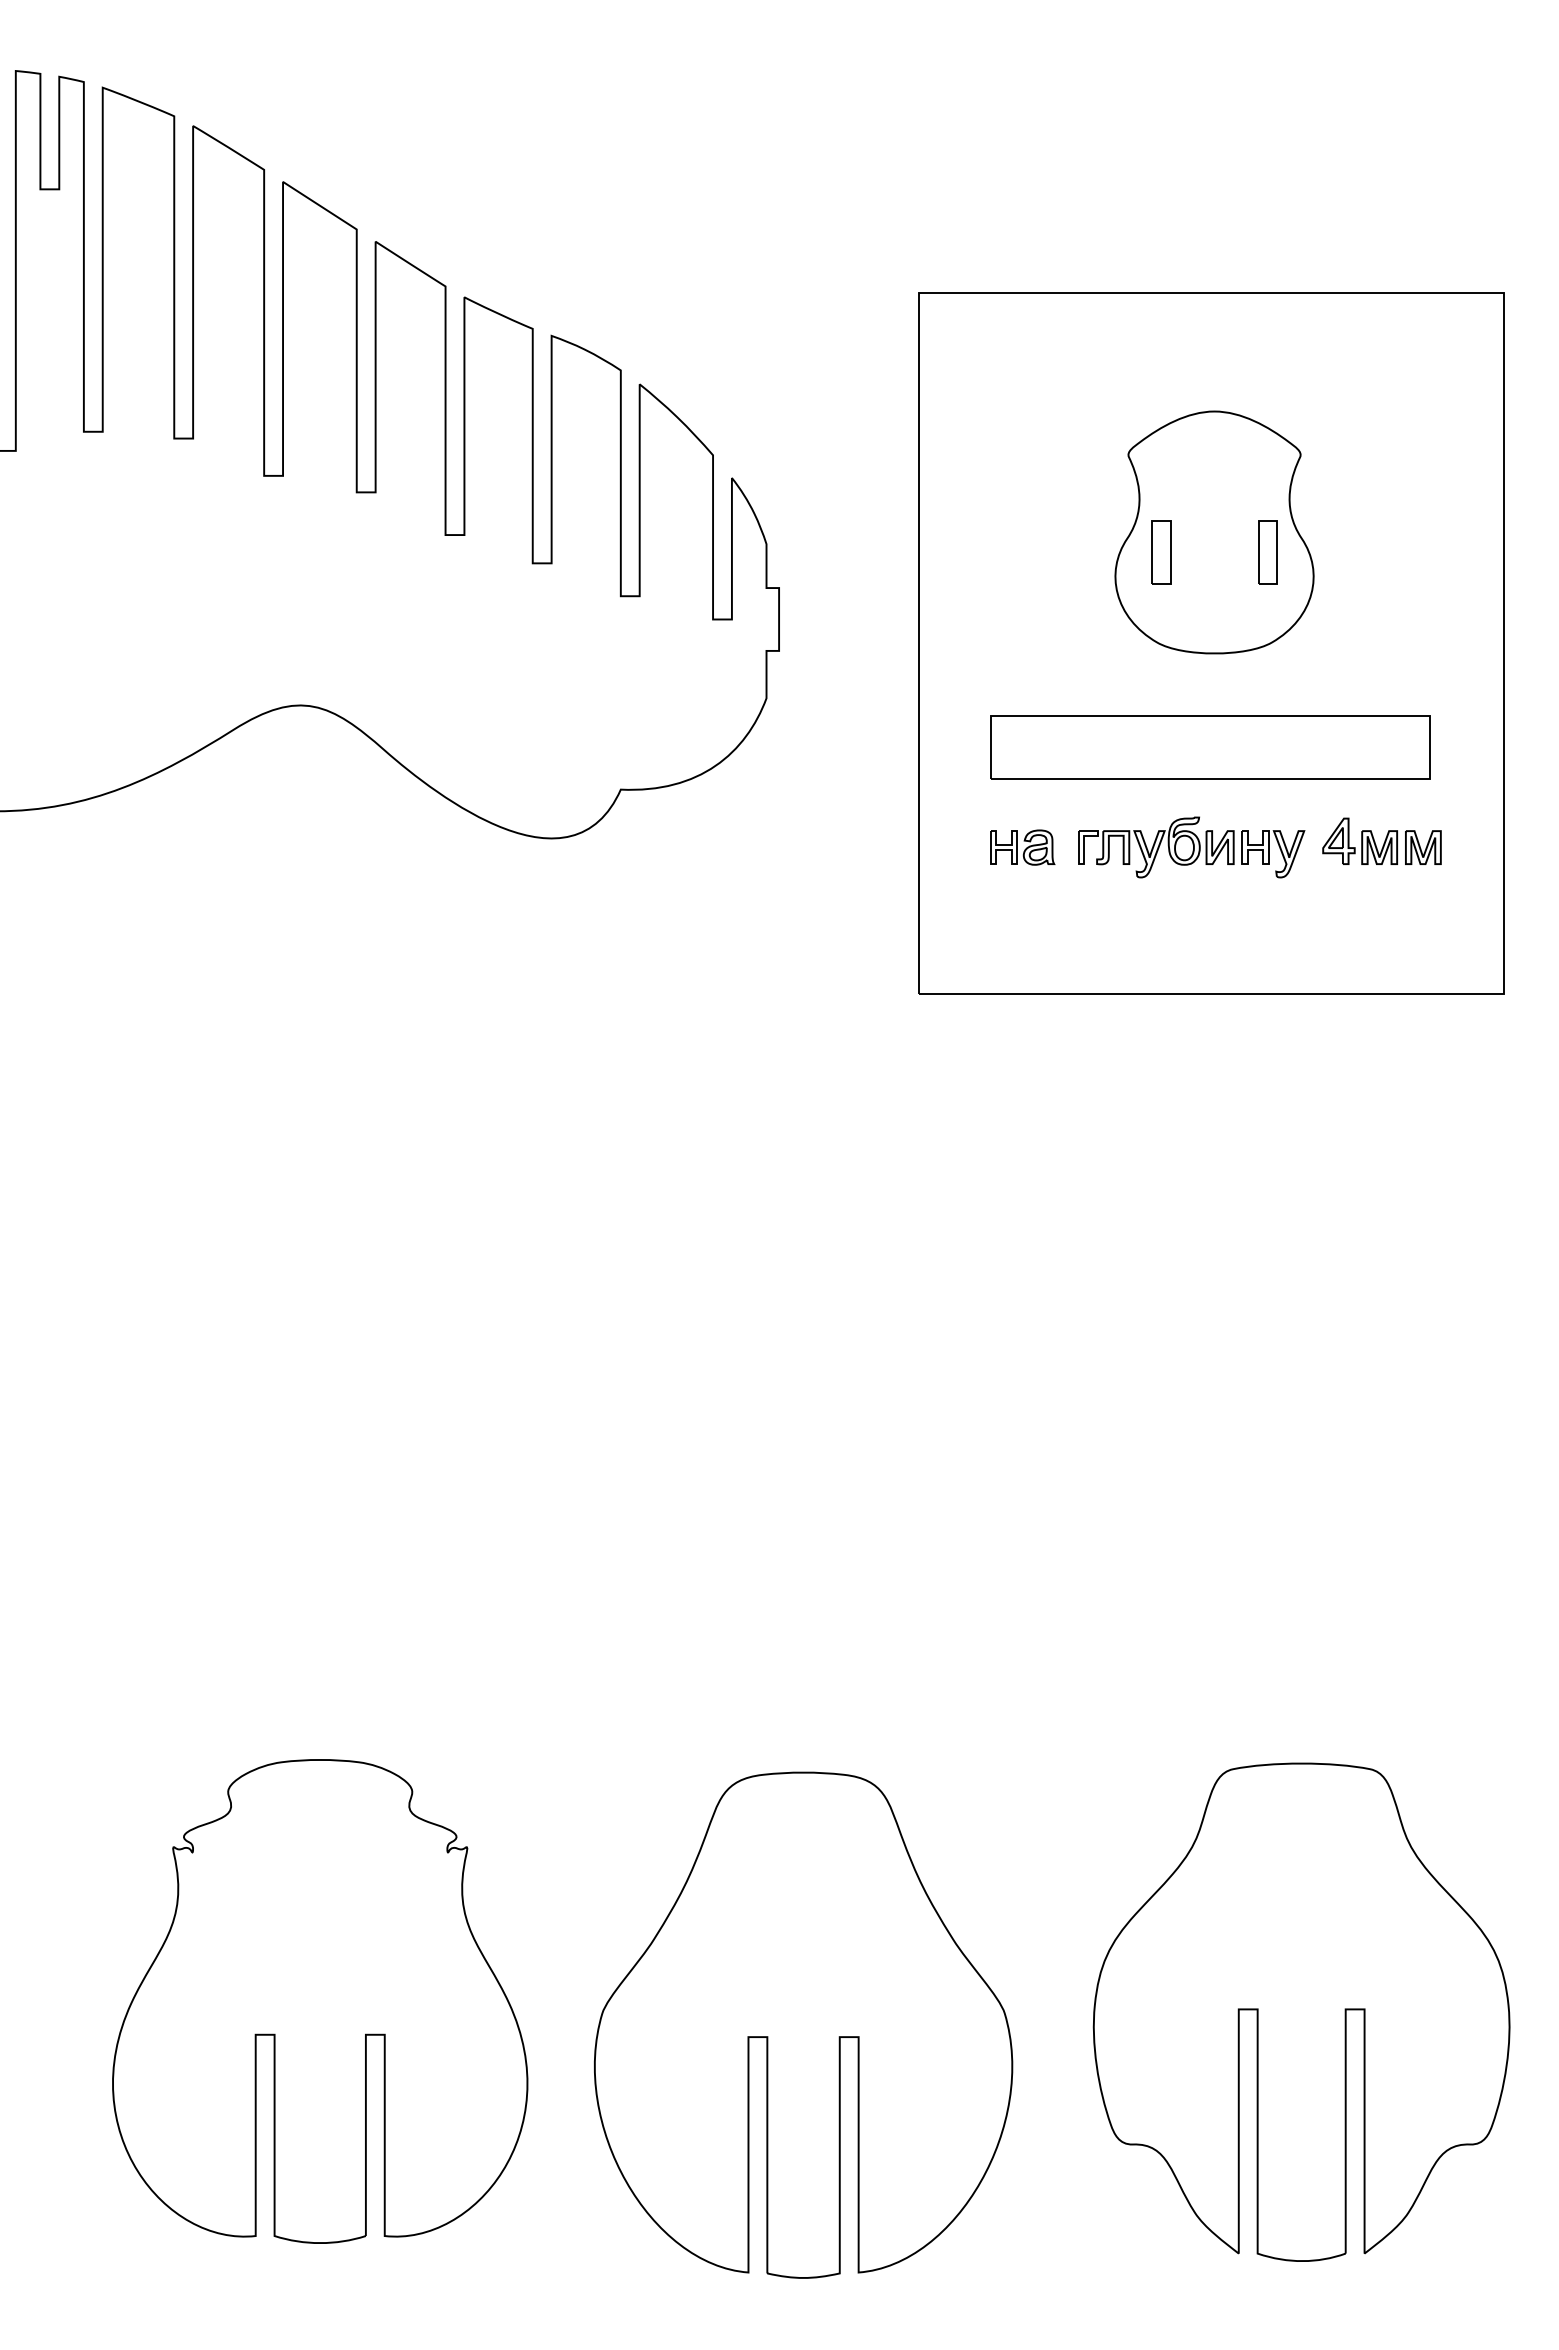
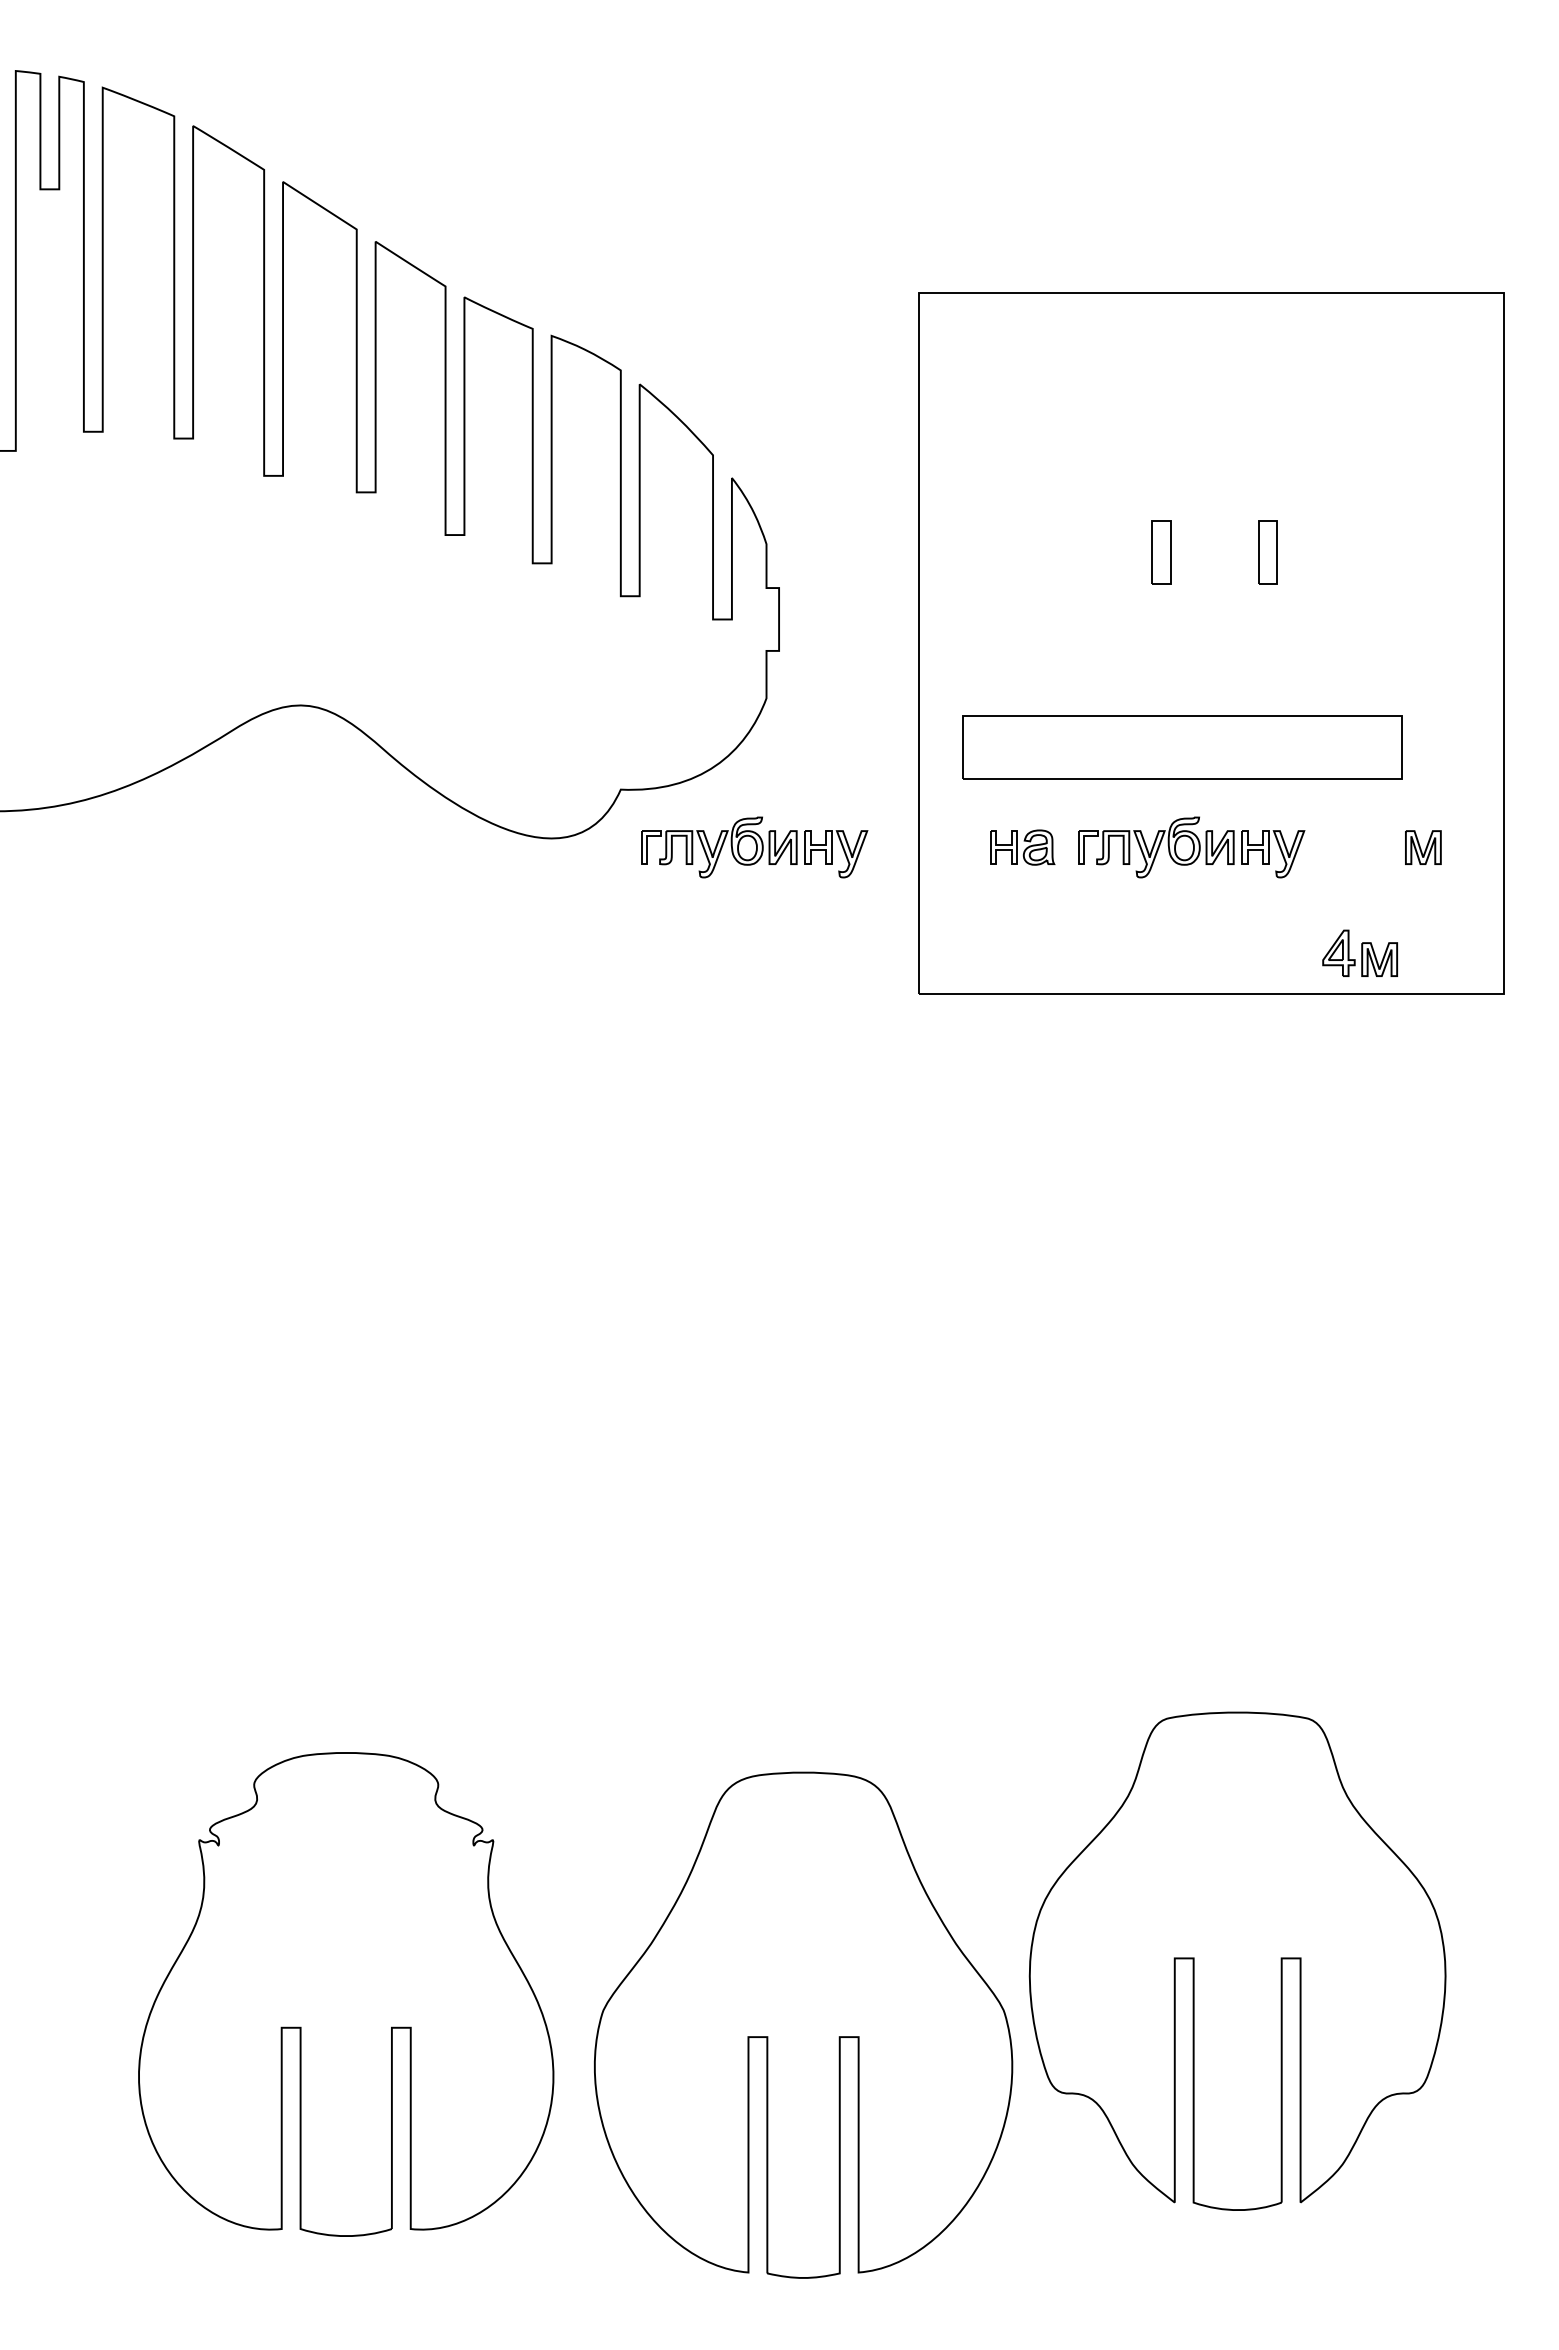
part: present -> none (1214, 532)
part position: (1210, 747) -> (1182, 747) (1182, 747)
part position: (1359, 840) -> (1359, 952) (1359, 952)
part: none -> present (754, 847)
part position: (320, 2001) -> (346, 1994) (346, 1994)
part position: (1301, 2011) -> (1237, 1960) (1237, 1960)
